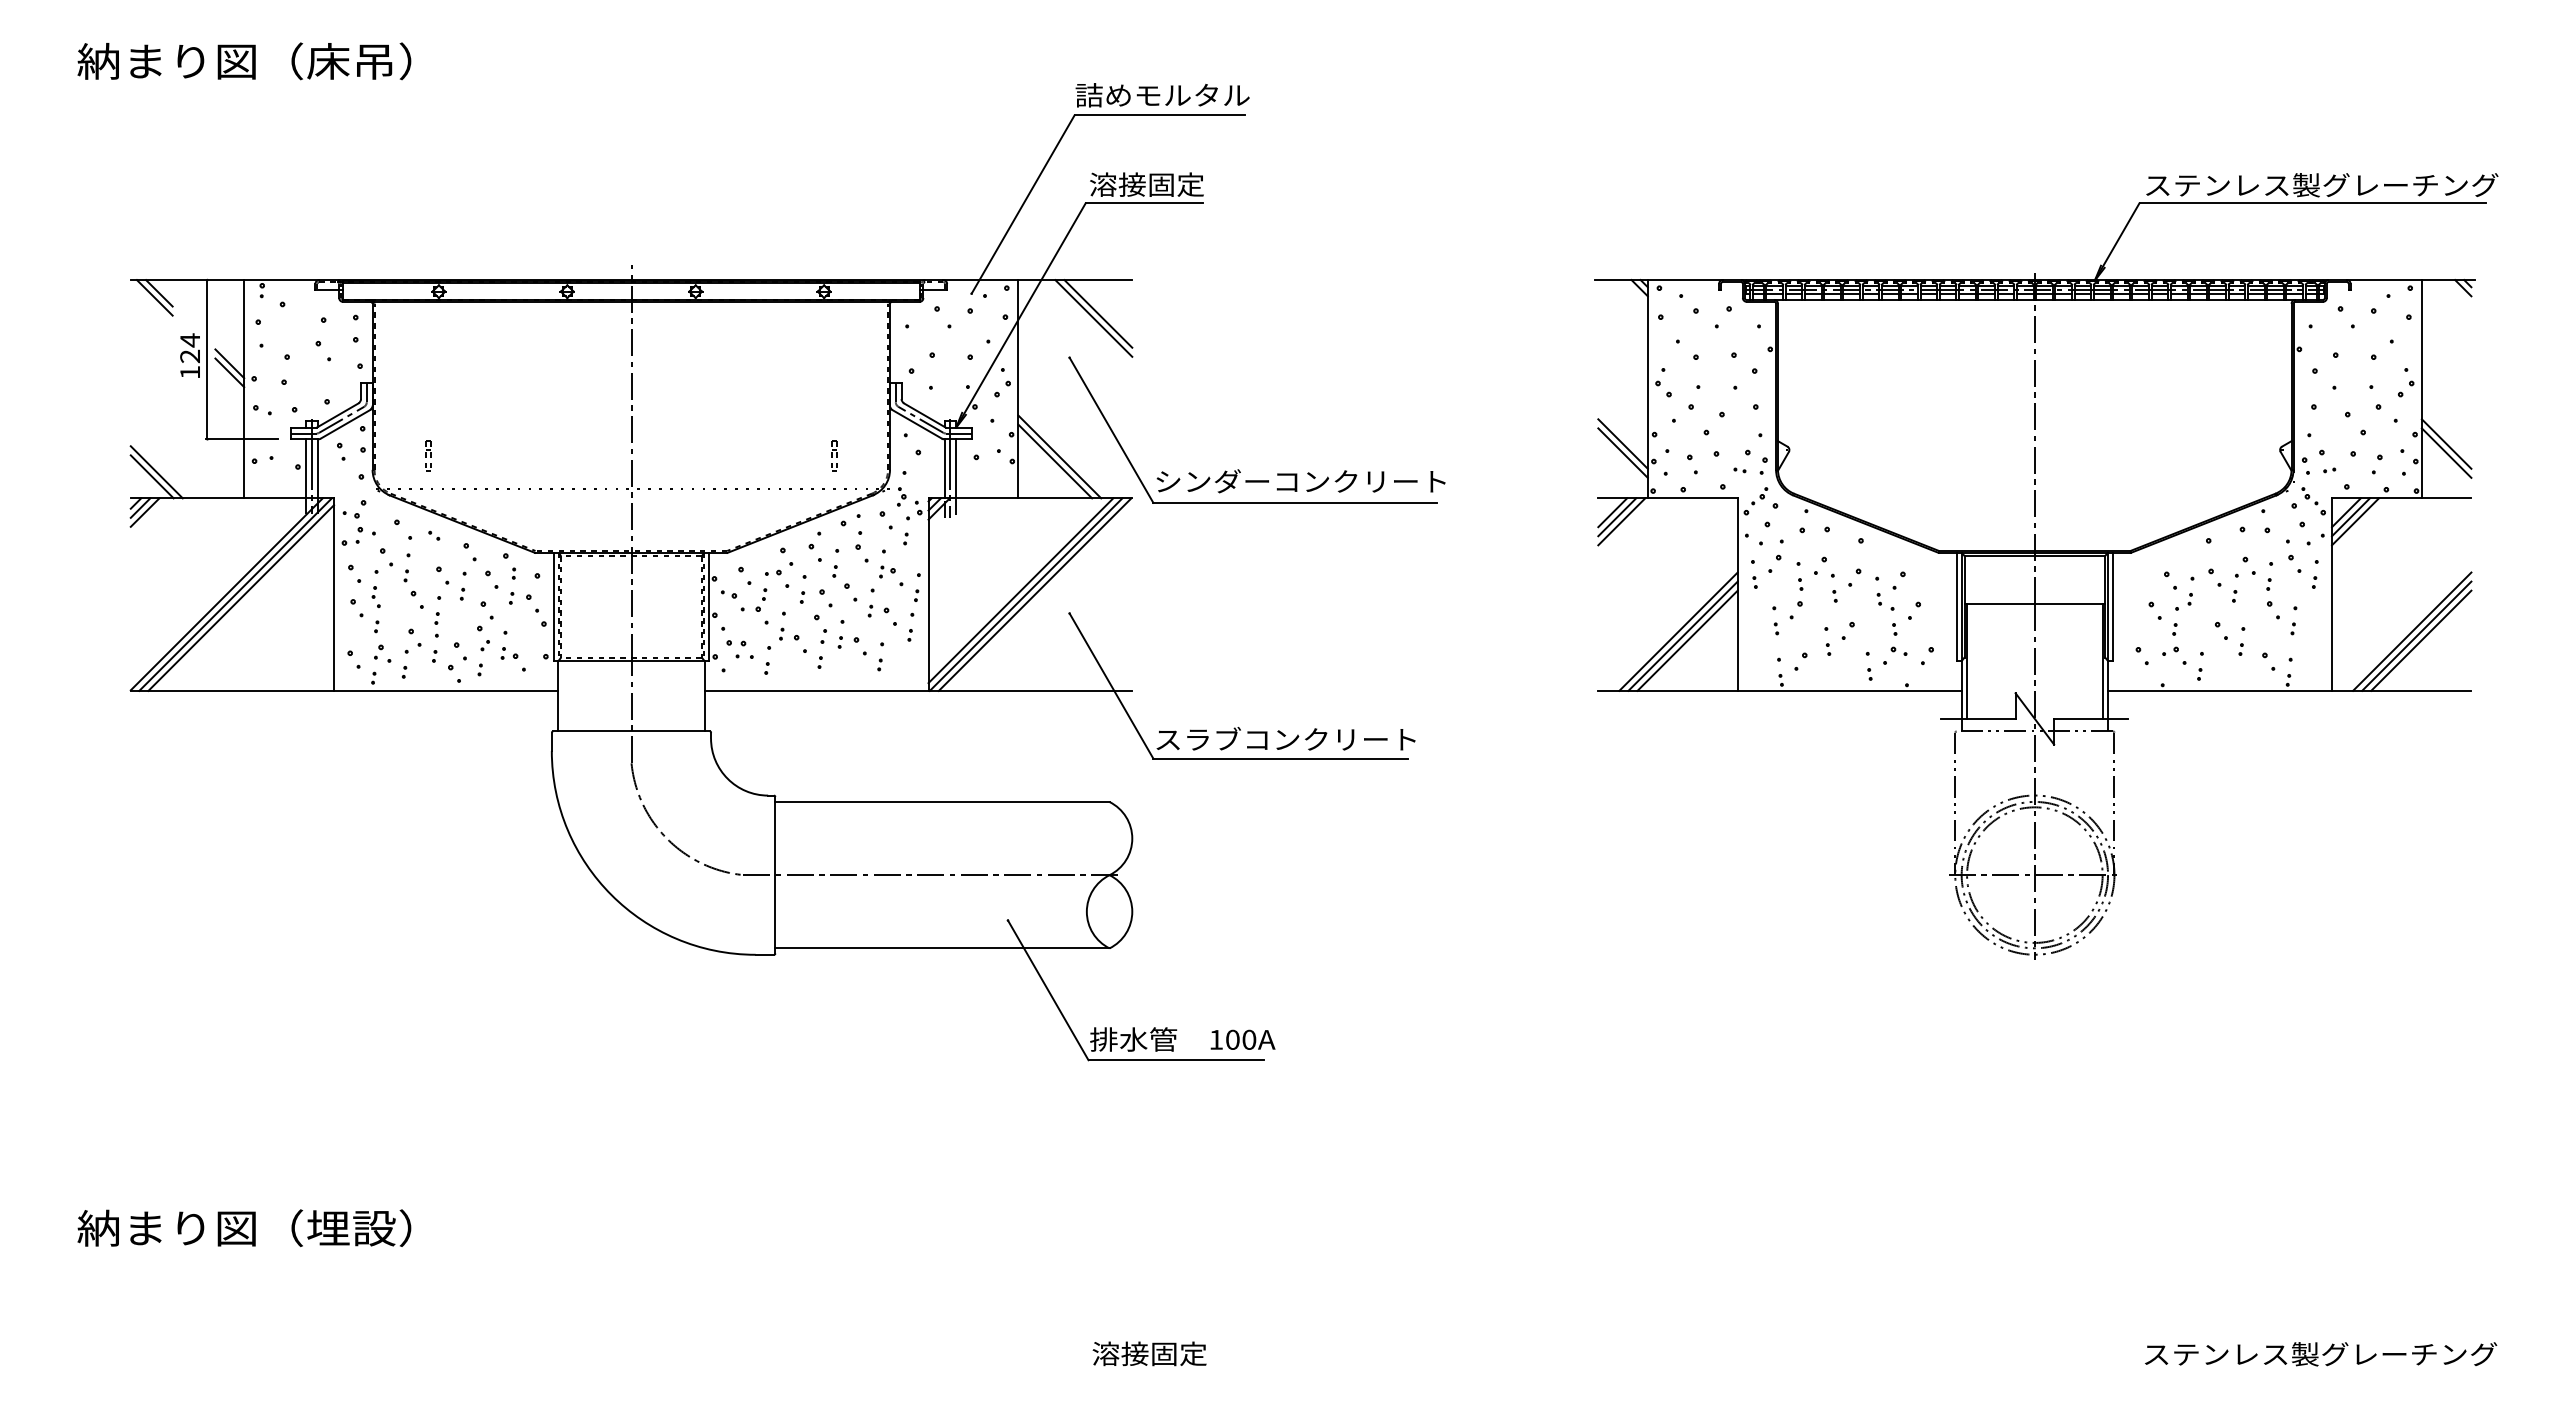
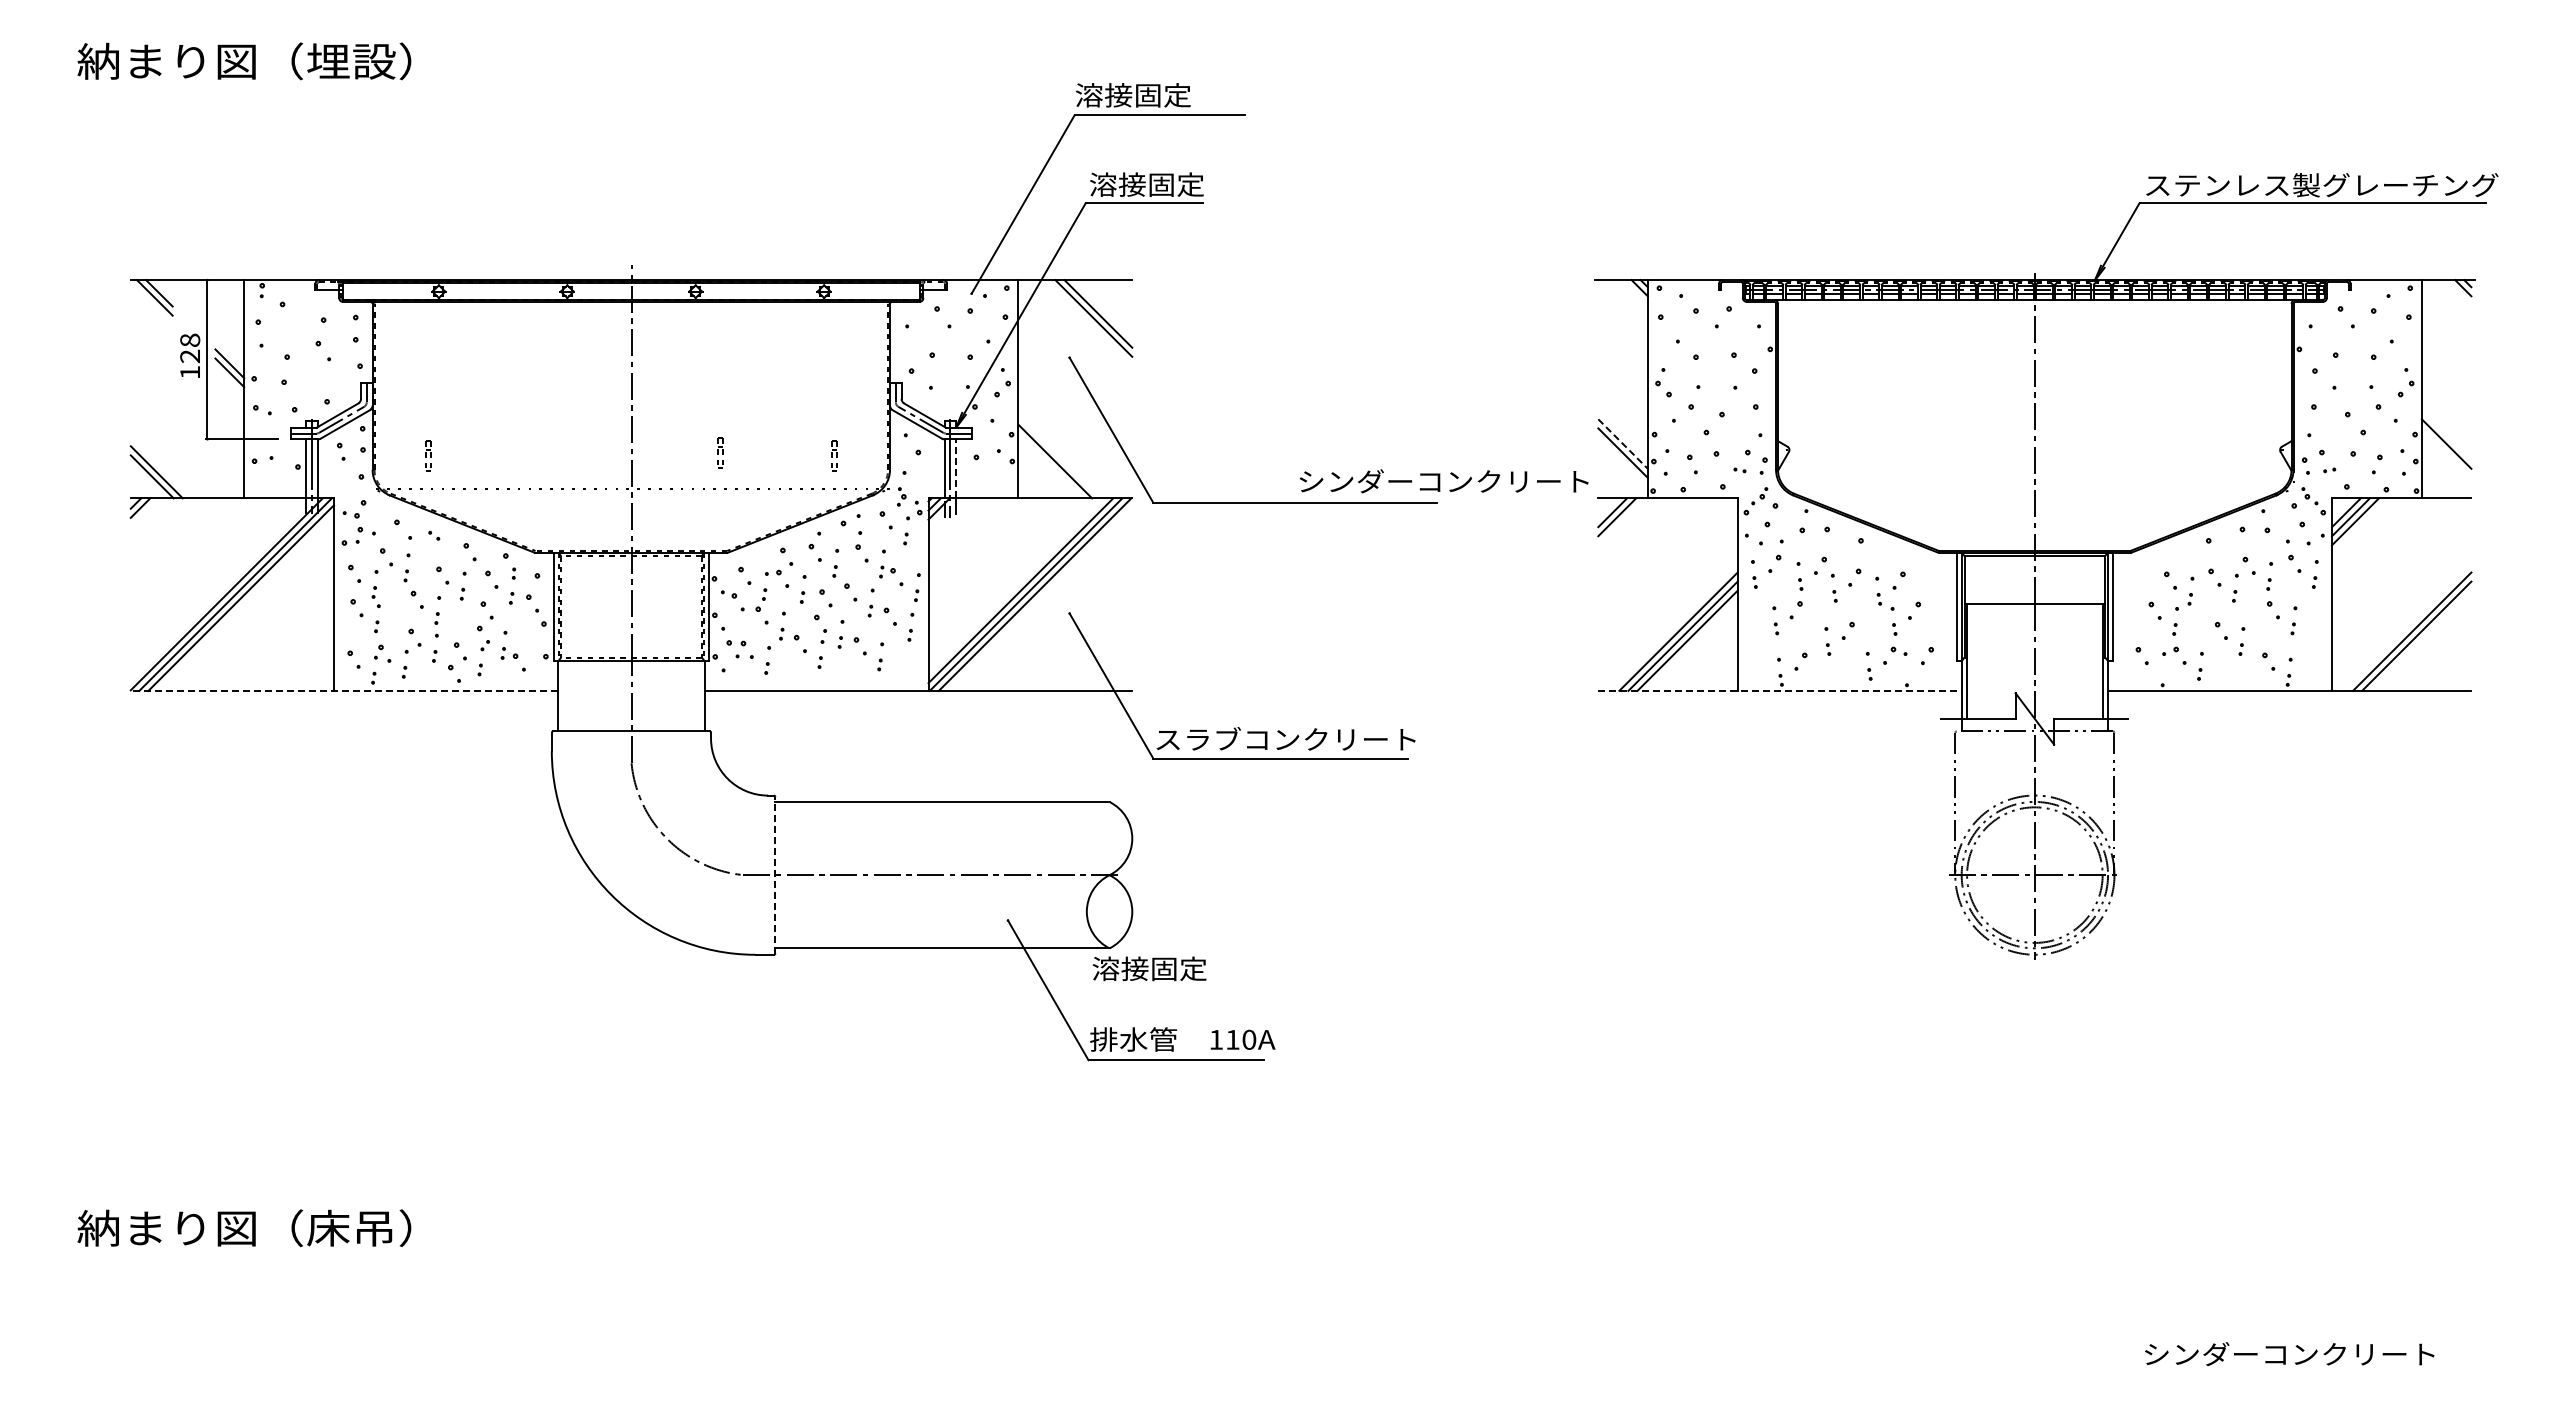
text: 納まり図（床吊） -> 納まり図（埋設） (351, 61)
text: 詰めモルタル -> 溶接固定 (1162, 95)
text: 124 -> 128 (190, 340)
line: solid -> dashed (1623, 444)
part: none -> present (720, 452)
line: present -> none (2446, 452)
line: present -> none (1059, 456)
line: solid -> dashed (956, 468)
text position: (1300, 481) -> (1443, 481) (1443, 481)
line: present -> none (144, 512)
line: present -> none (1621, 521)
line: present -> none (2421, 640)
line: solid -> dashed (344, 690)
line: solid -> dashed (1780, 690)
line: solid -> dashed (775, 874)
text: 100A -> 110A (1232, 1039)
text: 納まり図（埋設） -> 納まり図（床吊） (351, 1227)
text position: (1149, 1353) -> (1149, 968) (1149, 968)
text: ステンレス製グレーチング -> シンダーコンクリート (2321, 1354)
